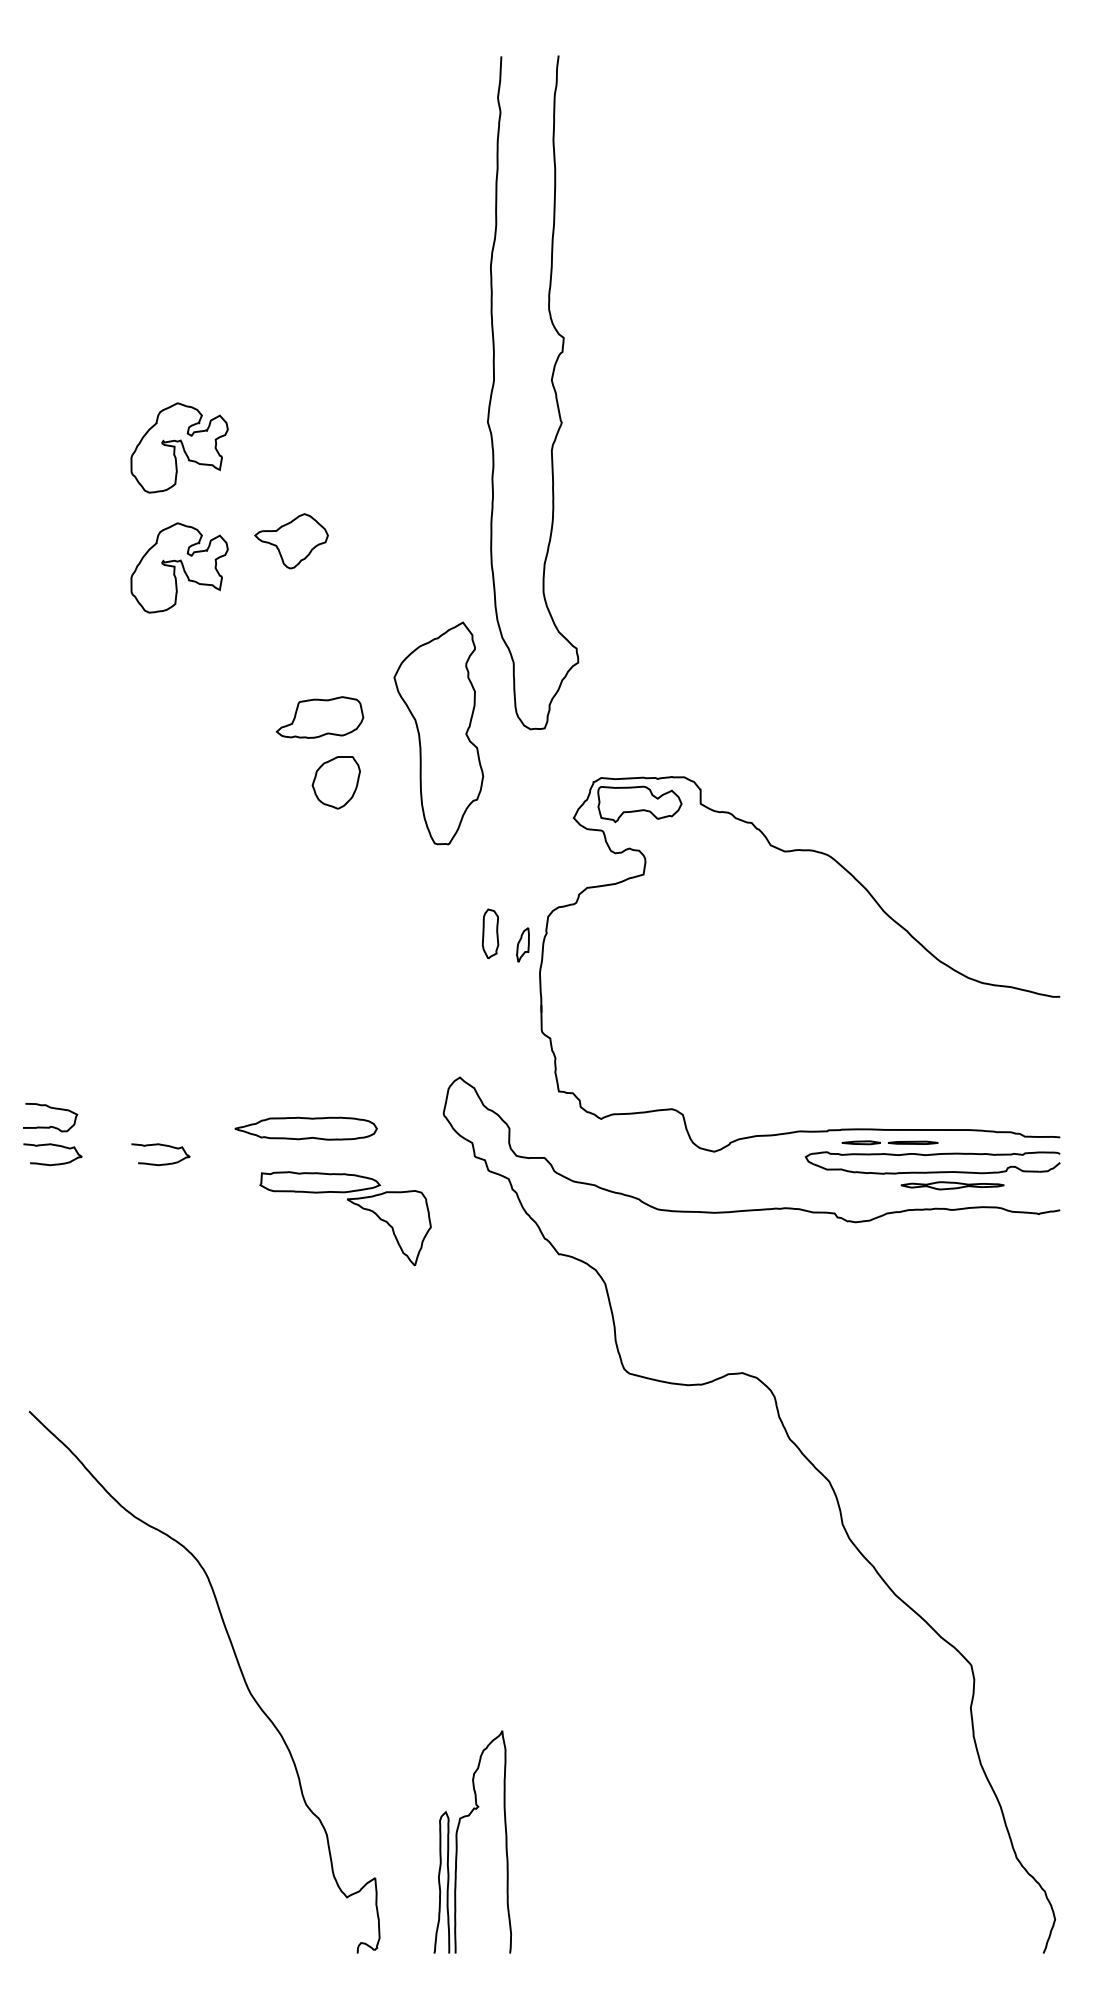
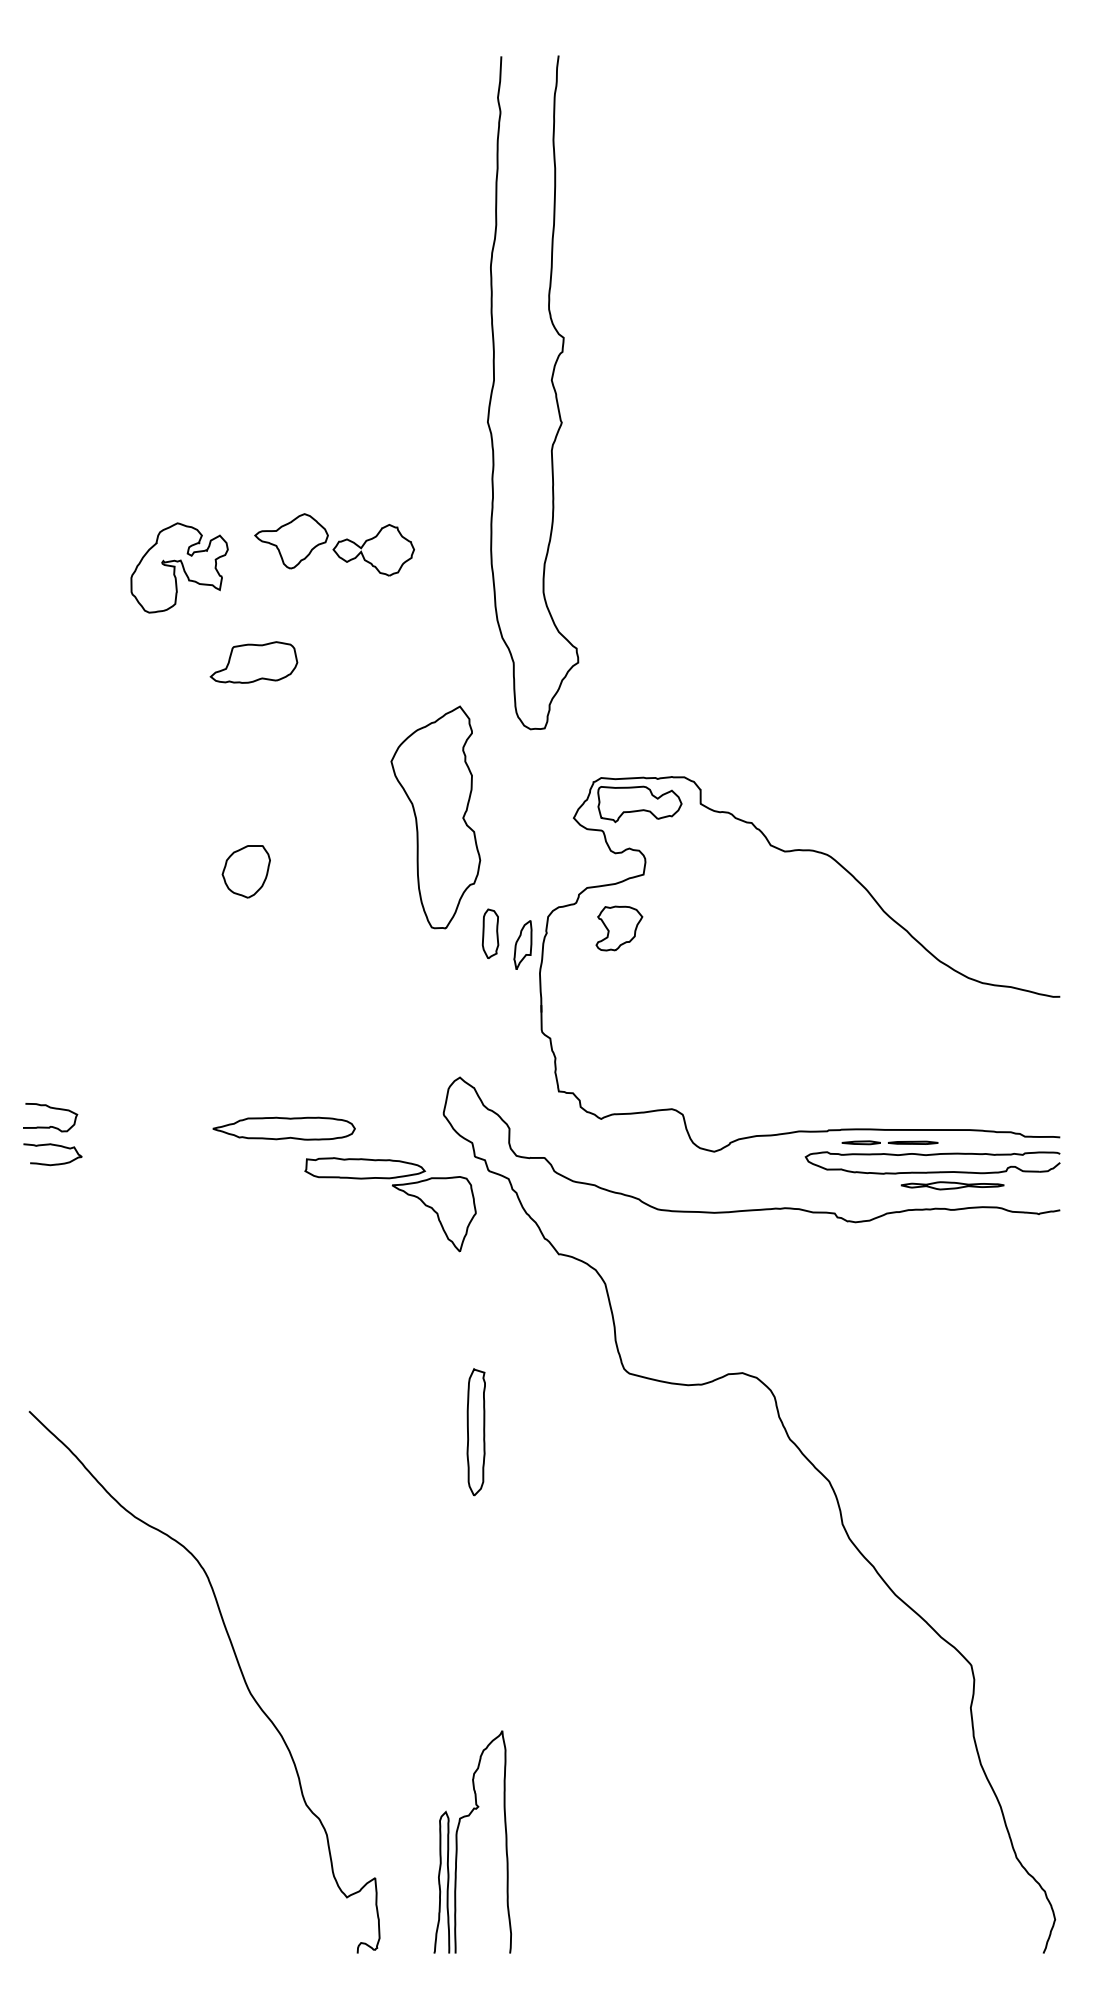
part: present -> none (179, 447)
part: none -> present (373, 550)
part position: (319, 717) -> (253, 662) (253, 662)
part position: (438, 733) -> (435, 817) (435, 817)
part position: (335, 782) -> (245, 871) (245, 871)
part: none -> present (619, 928)
part size: 14x36 px -> 20x50 px (522, 944)
part position: (305, 1128) -> (283, 1128) (283, 1128)
curve: present -> none (163, 1146)
part position: (353, 1204) -> (398, 1190) (398, 1190)
part: none -> present (475, 1432)
